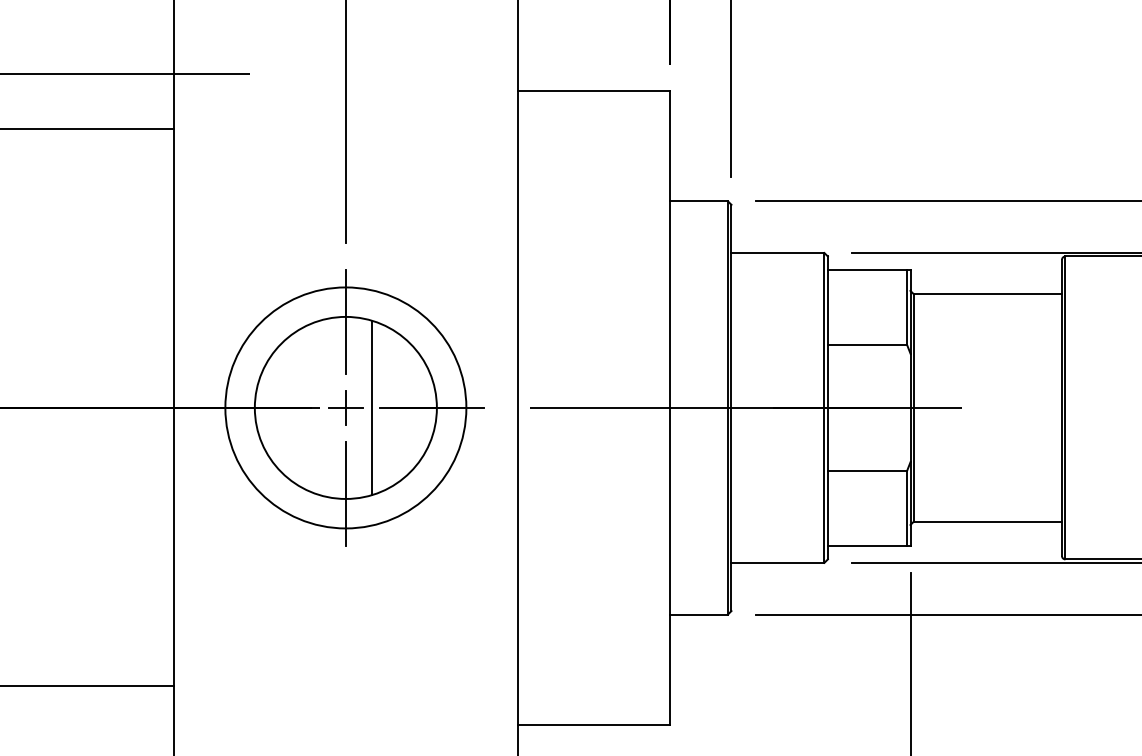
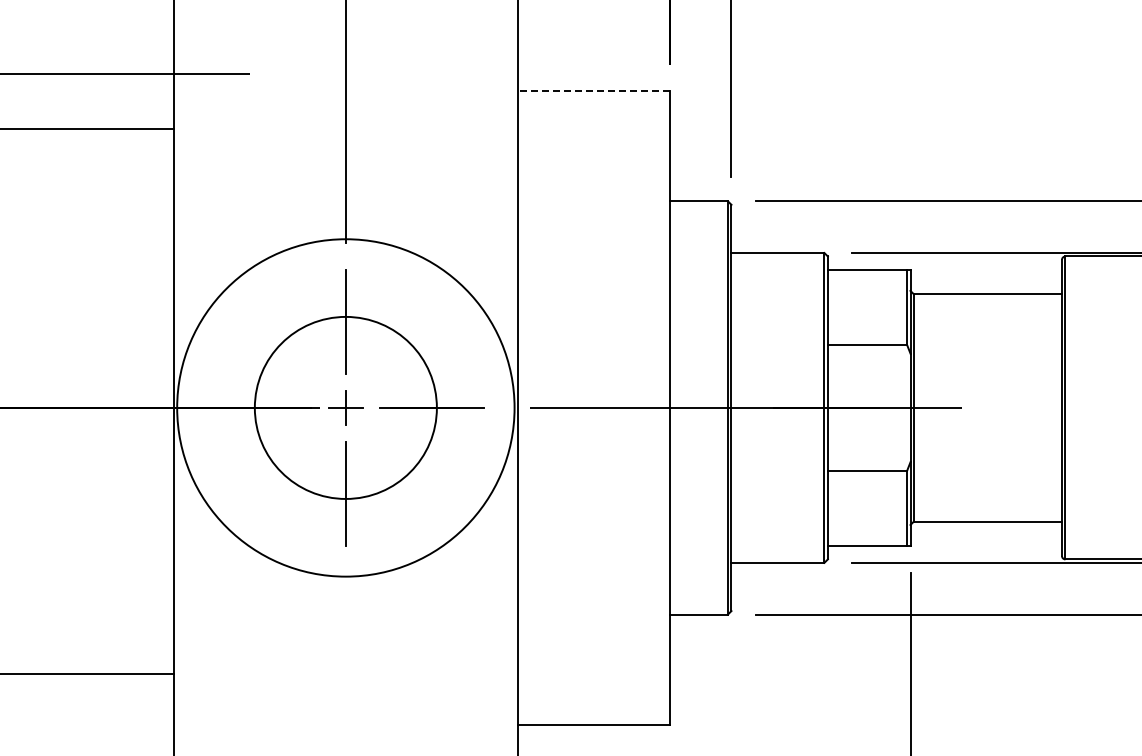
line: solid -> dashed (593, 91)
circle diameter: 241 px -> 337 px (345, 407)
line: present -> none (371, 407)
line position: (87, 686) -> (87, 674) (87, 674)
